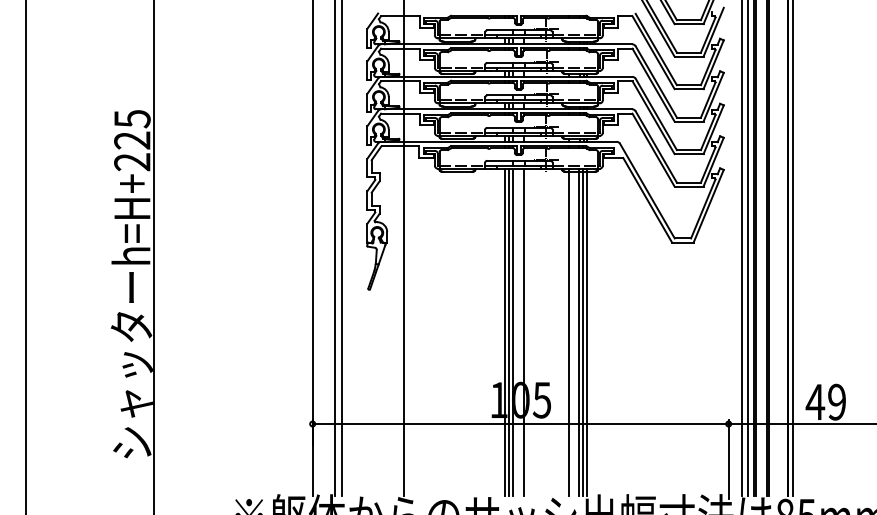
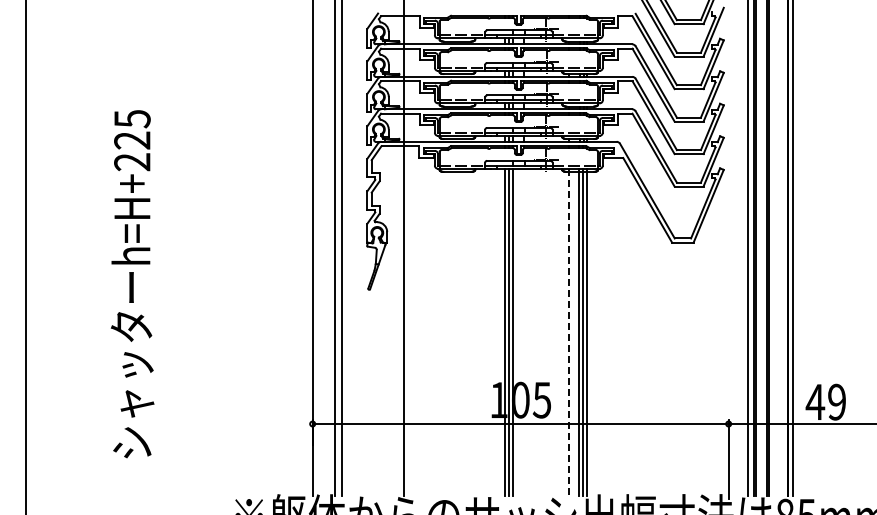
line: present -> none (741, 249)
line: present -> none (154, 256)
line: present -> none (523, 332)
line: solid -> dashed (569, 332)
